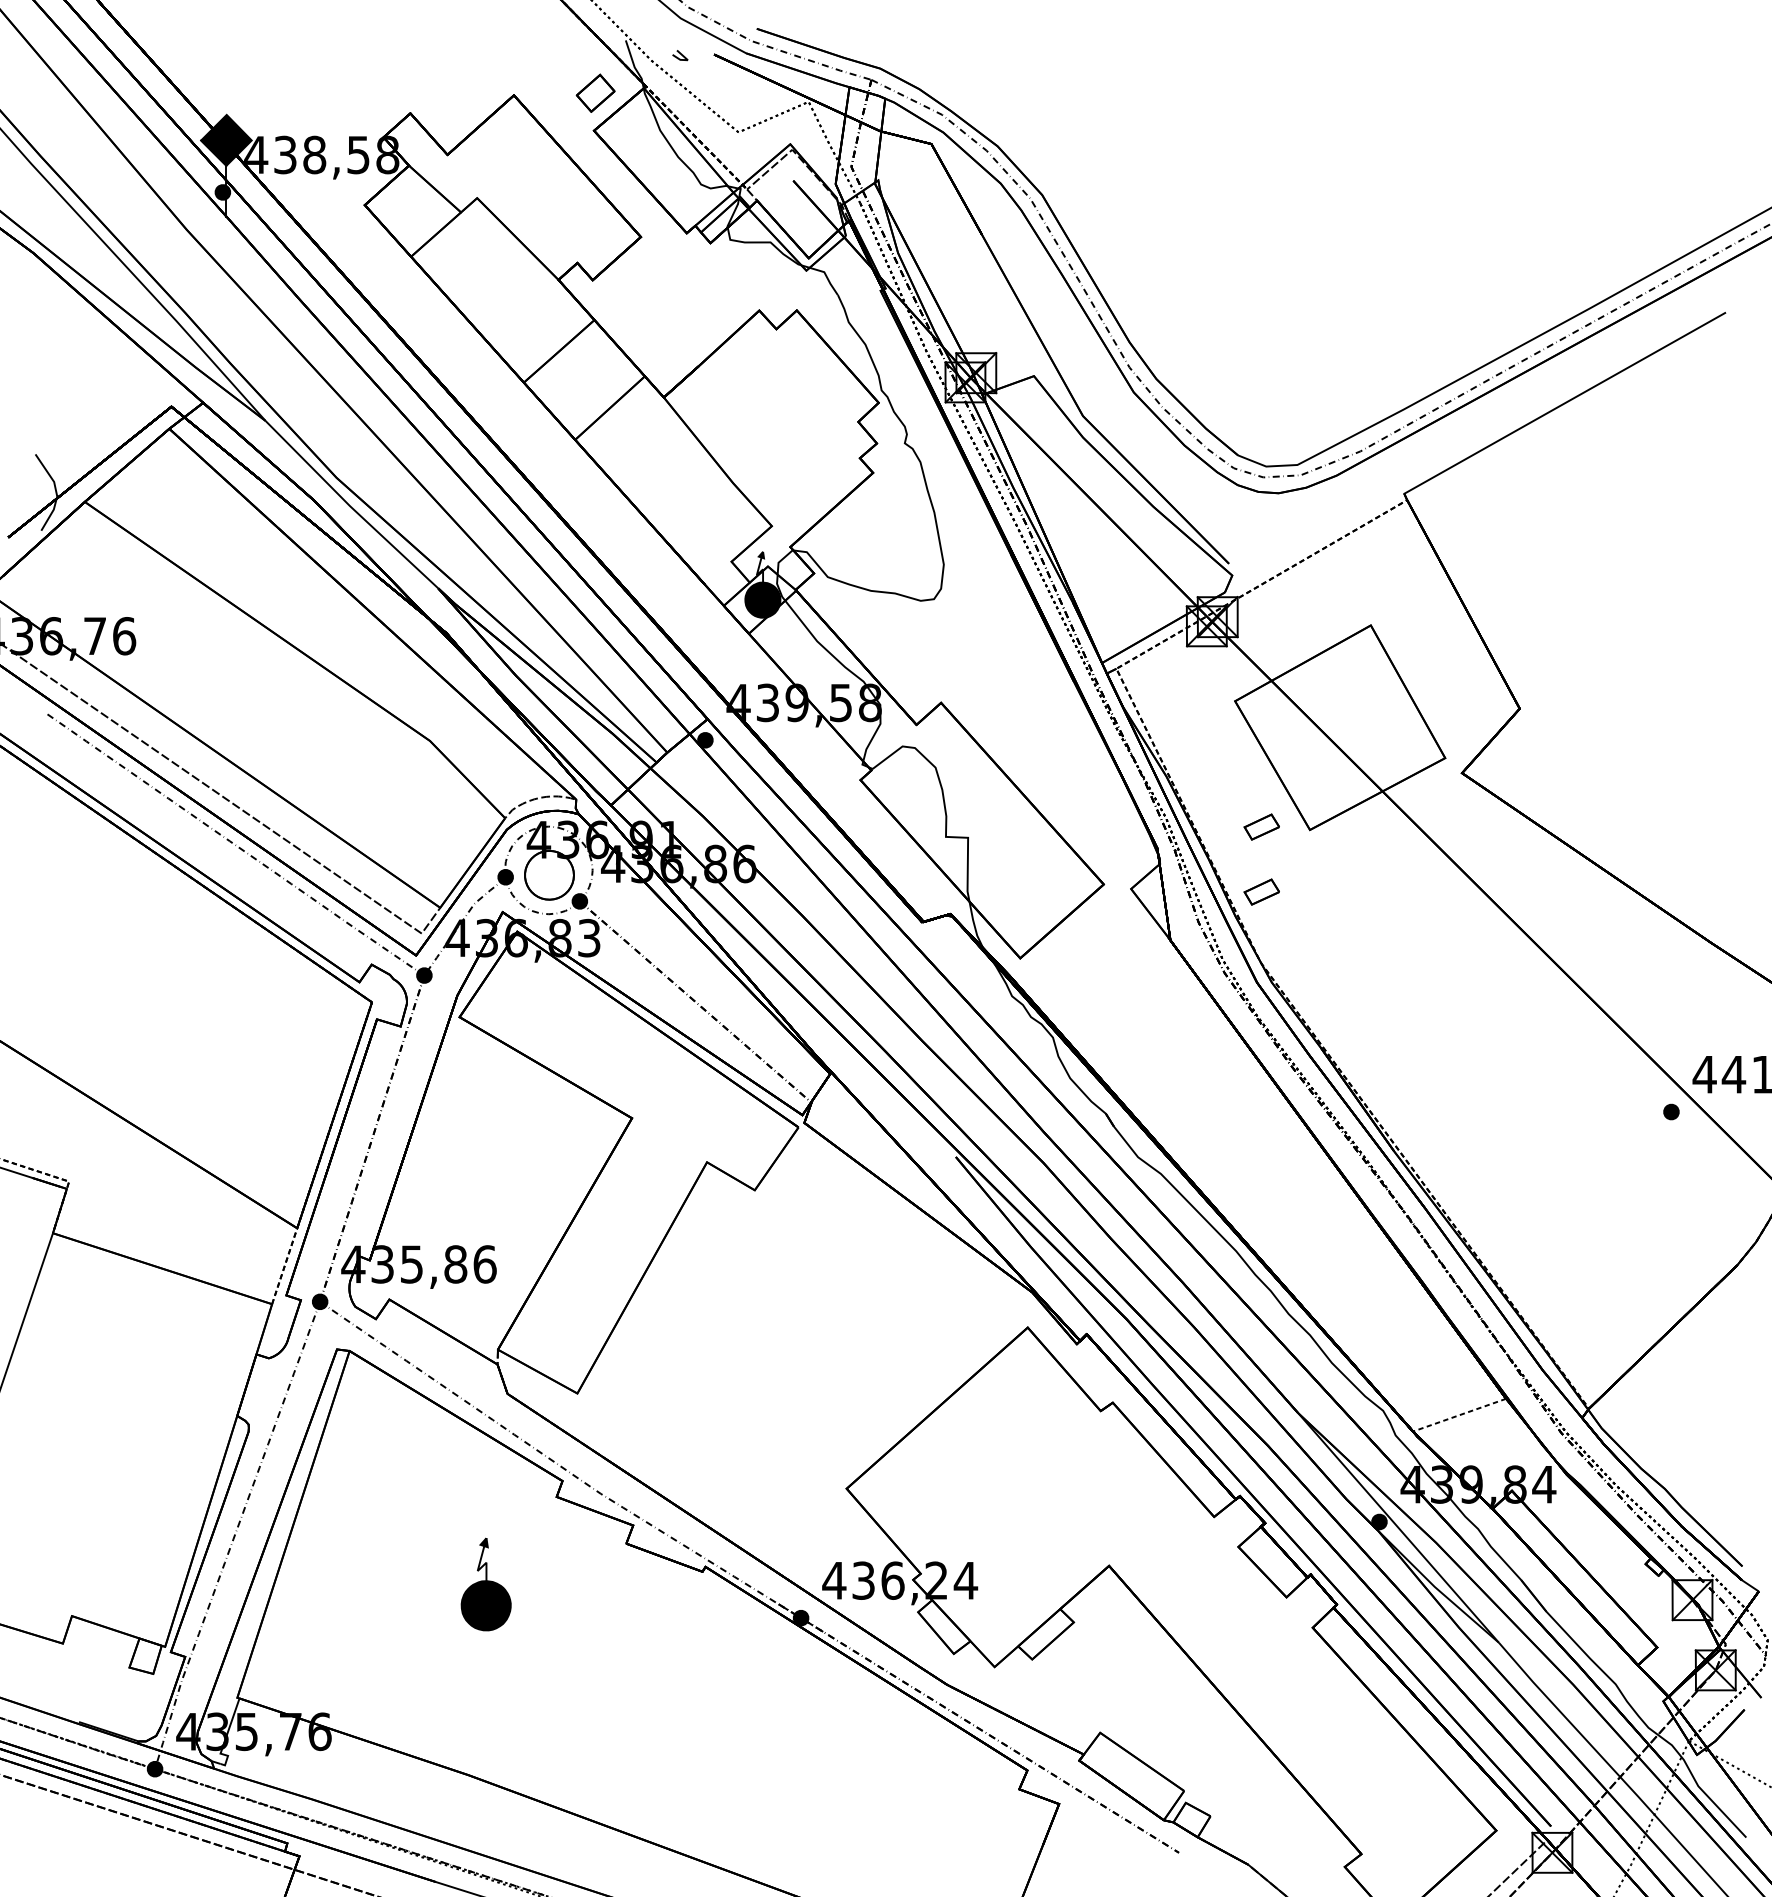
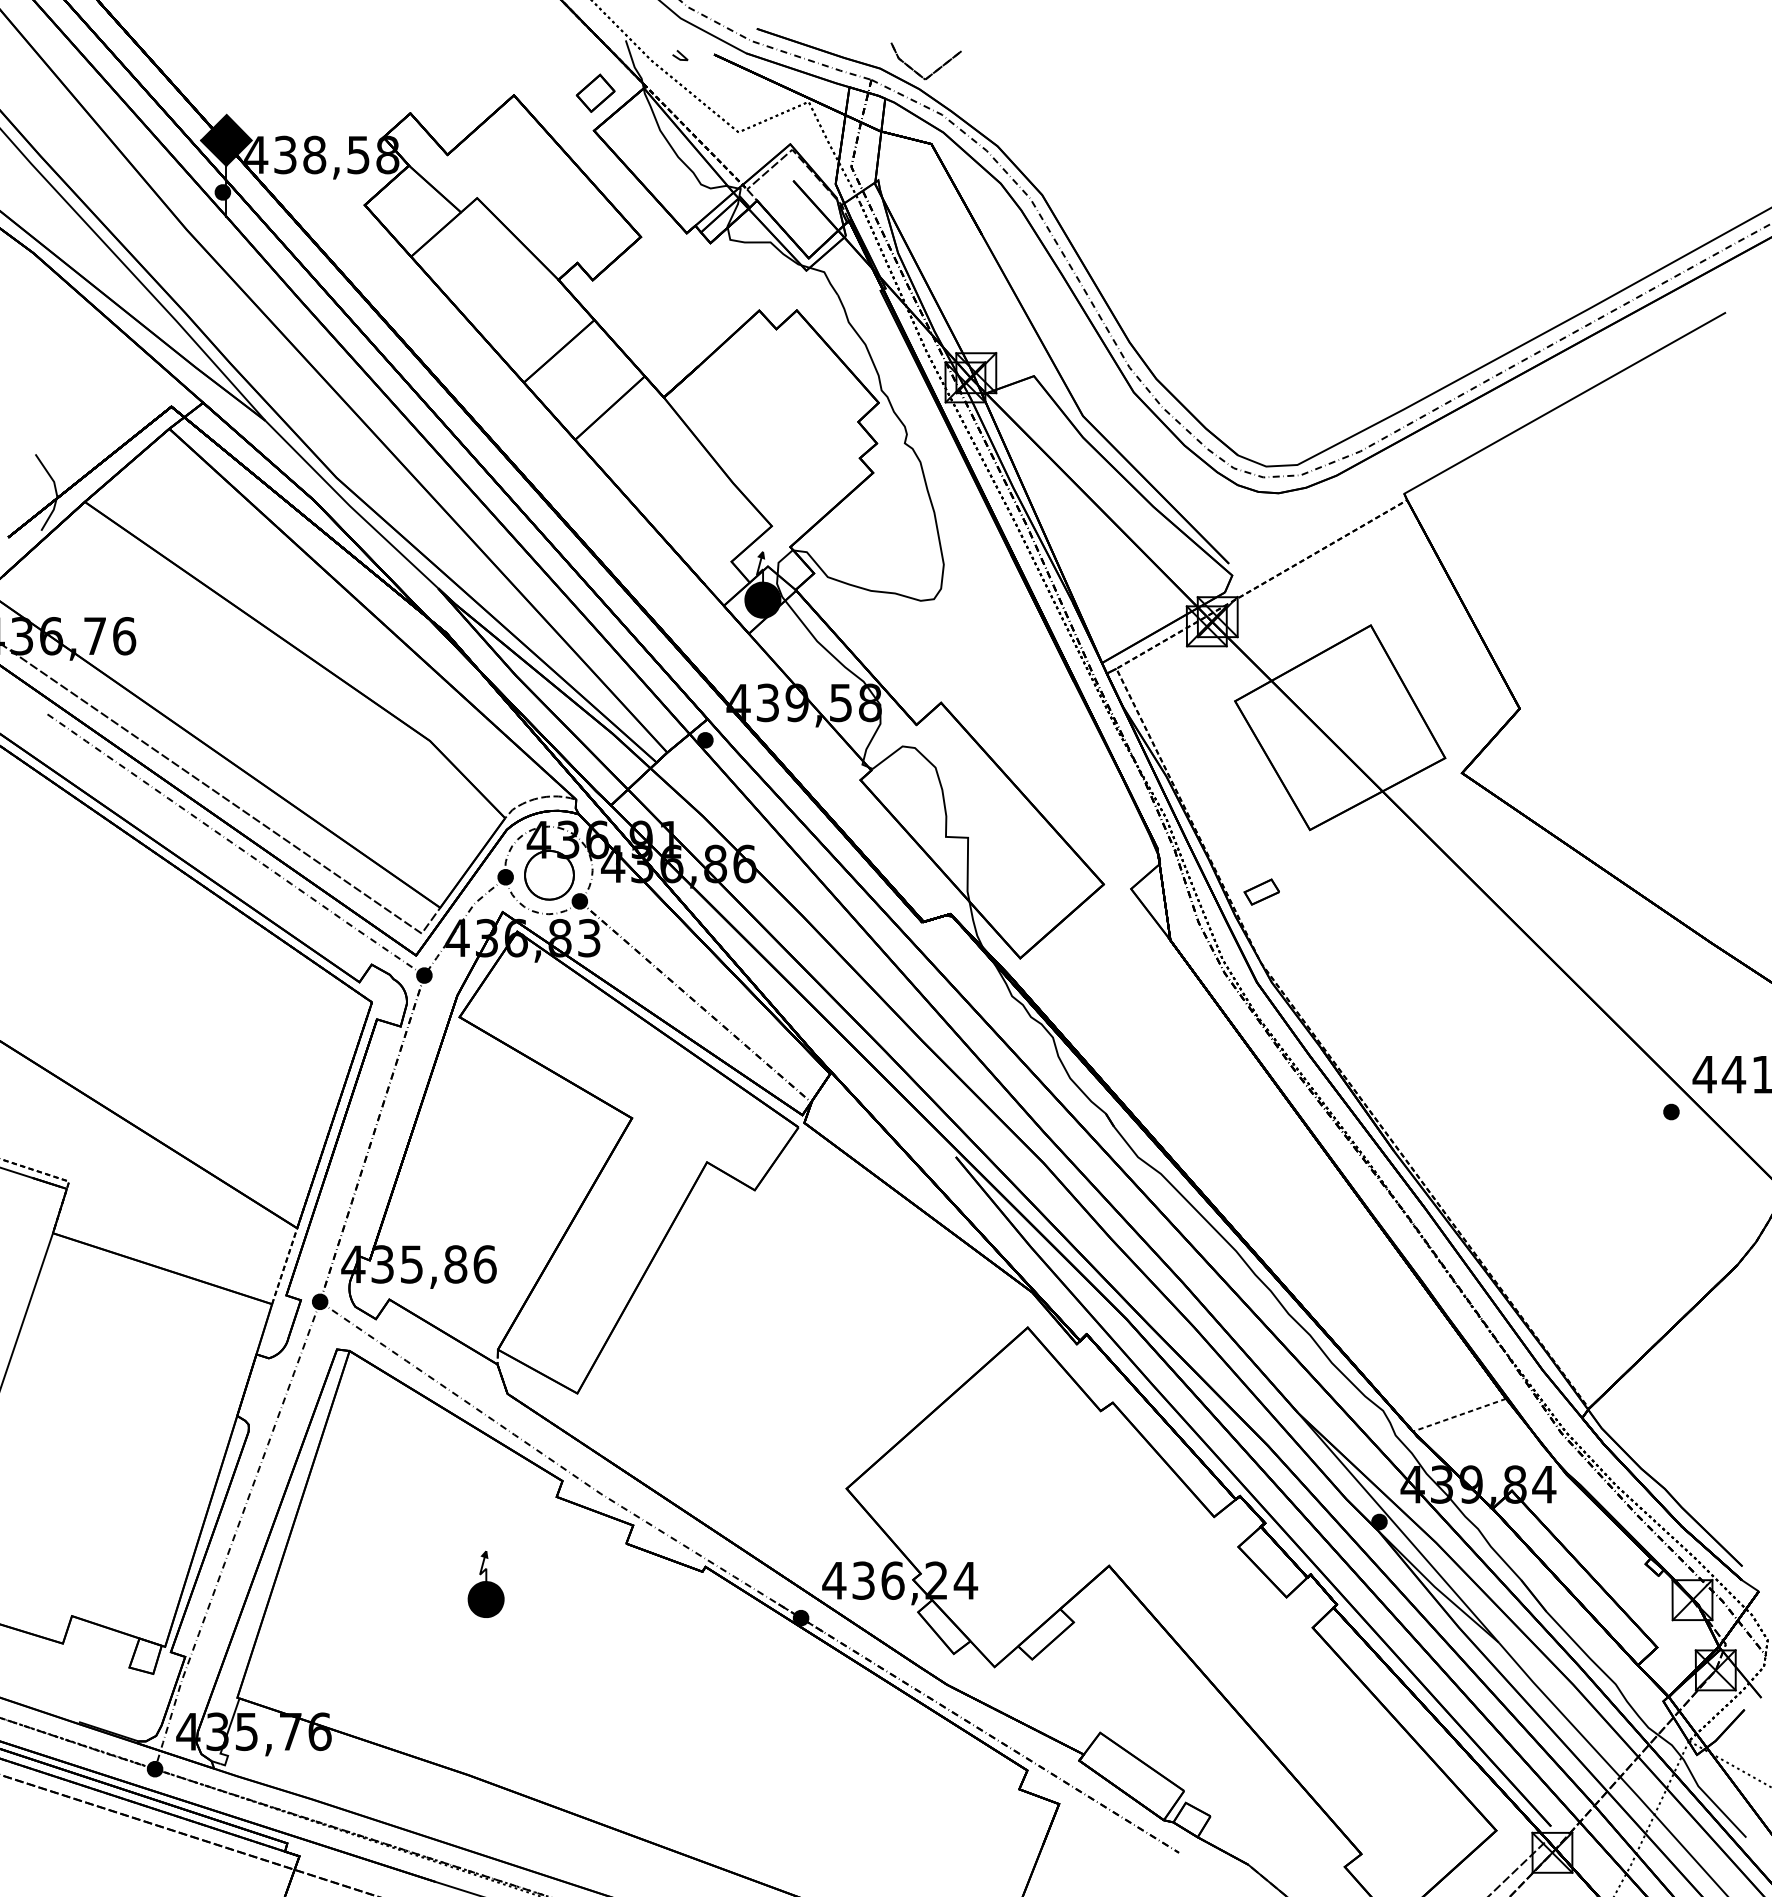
part: none -> present (918, 72)
part: present -> none (1261, 826)
part size: 52x95 px -> 38x68 px (485, 1583)
